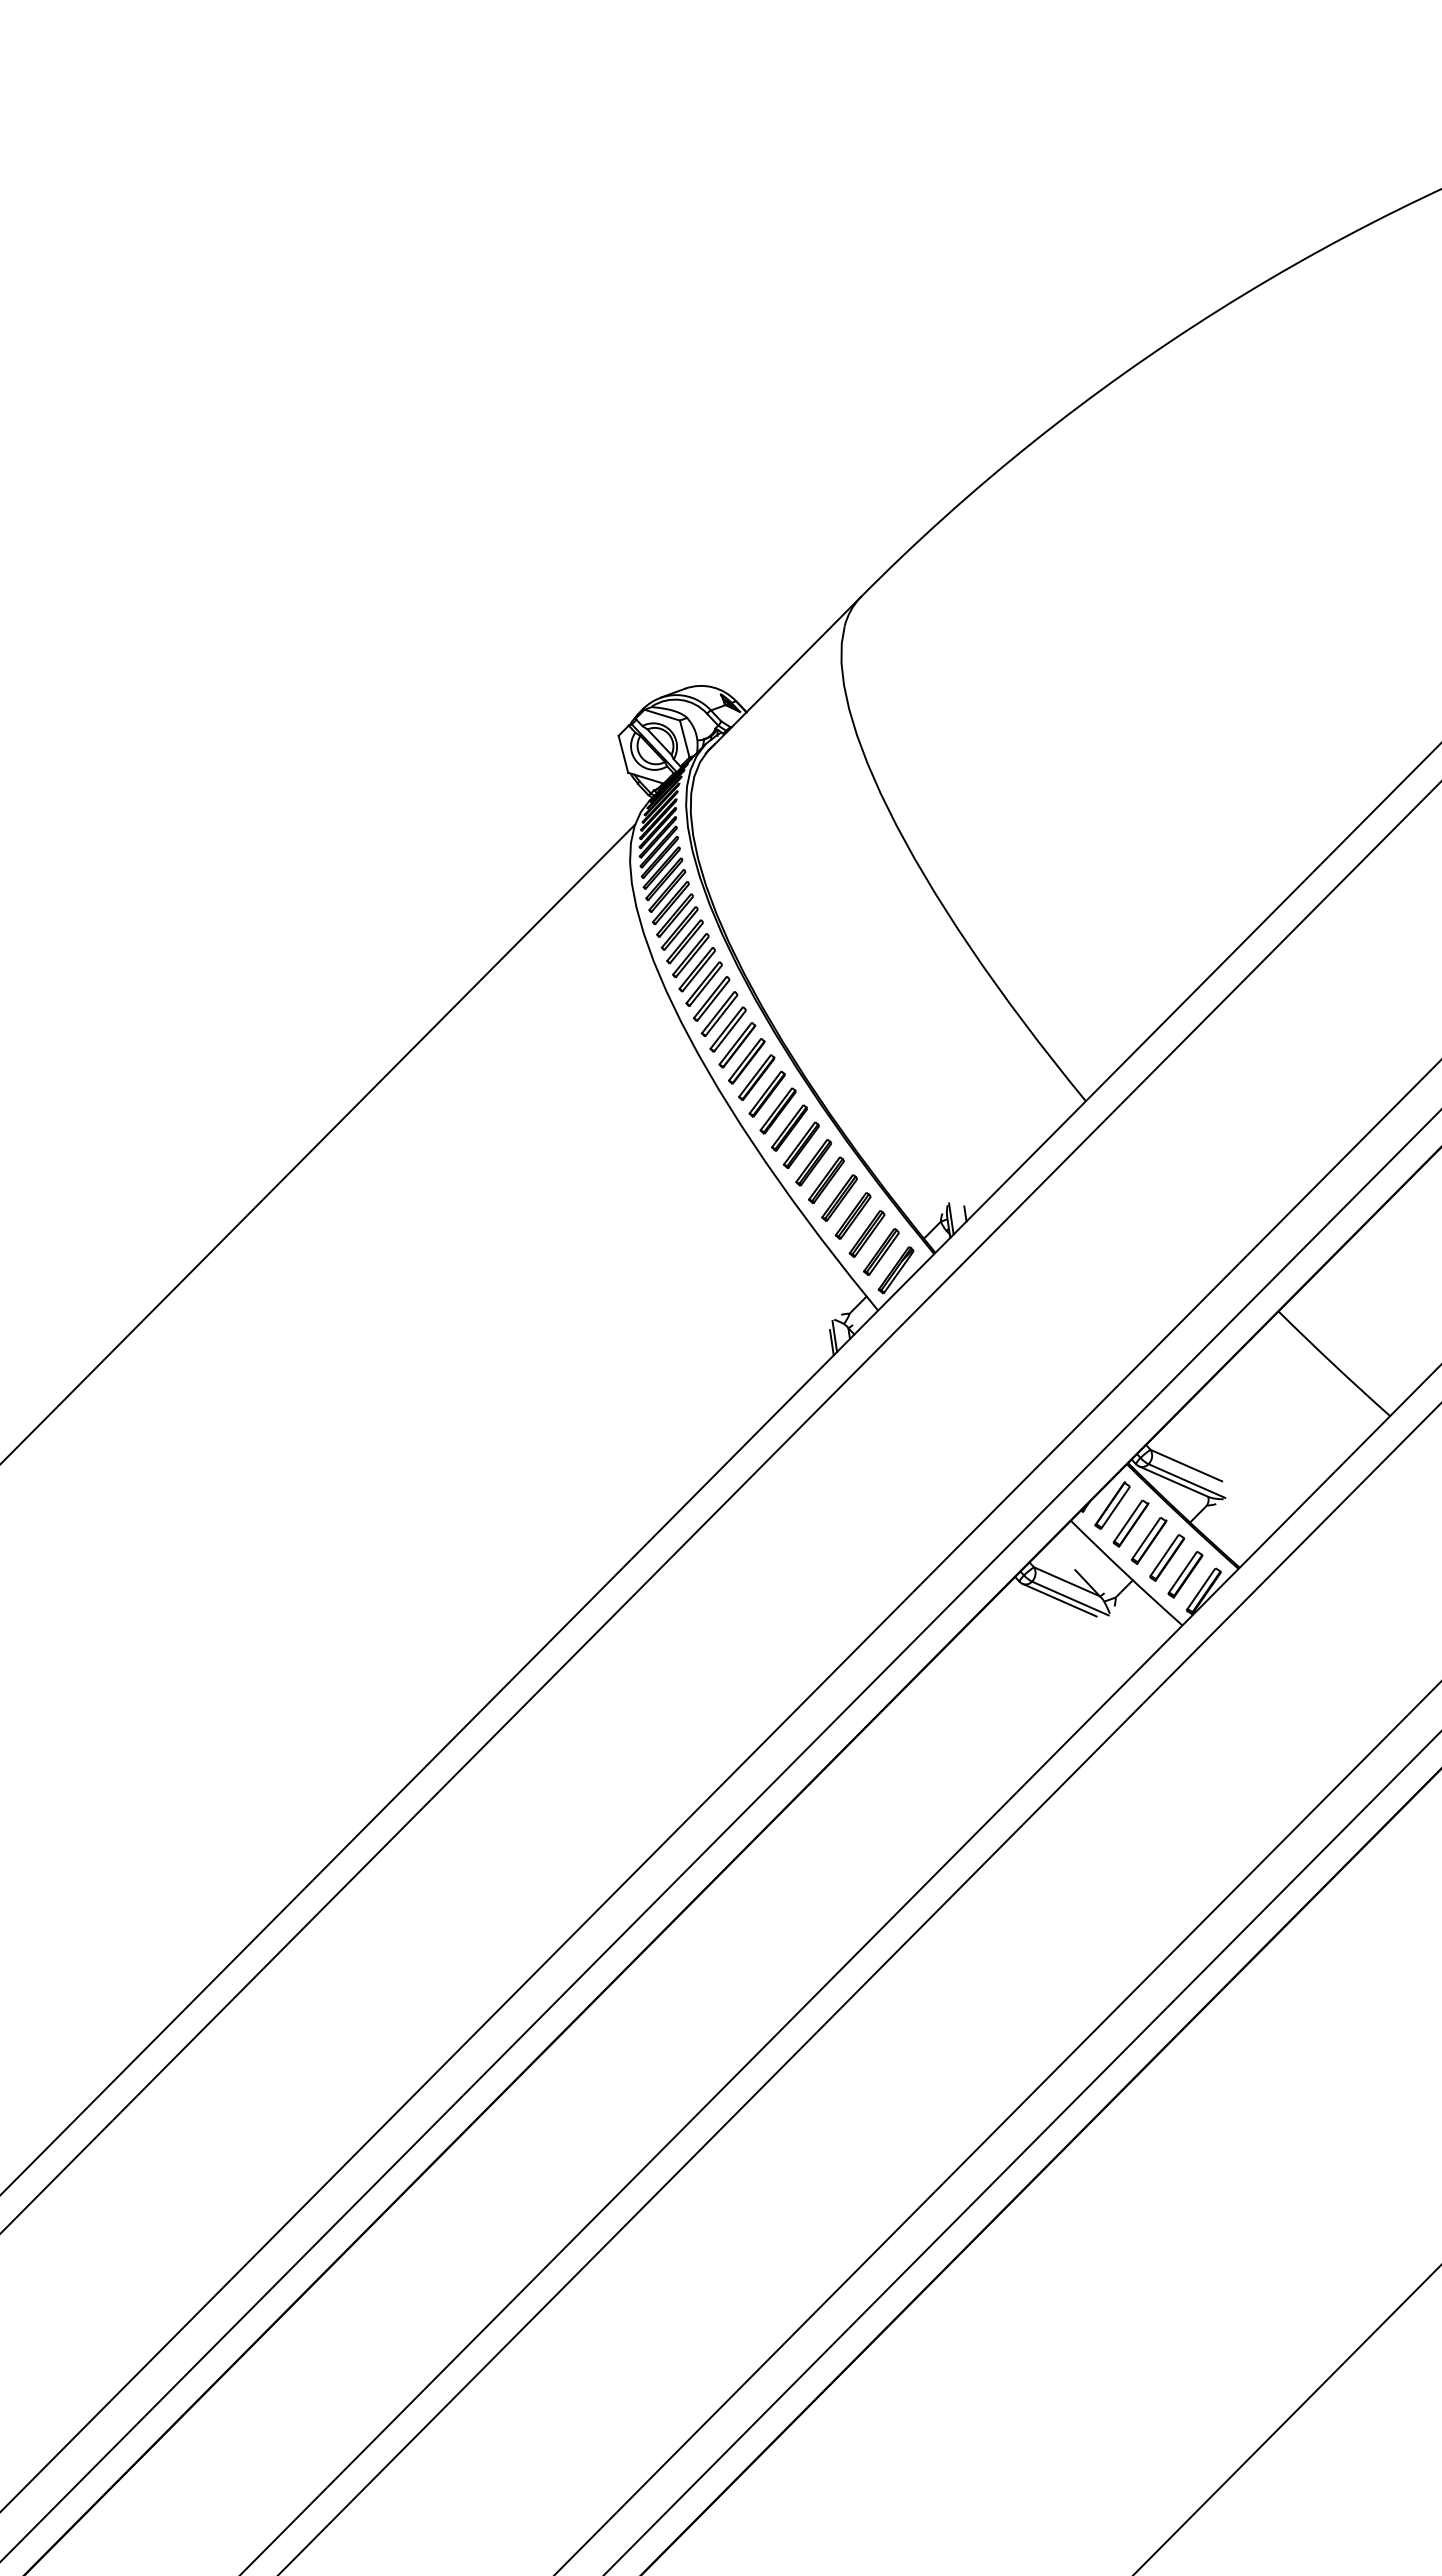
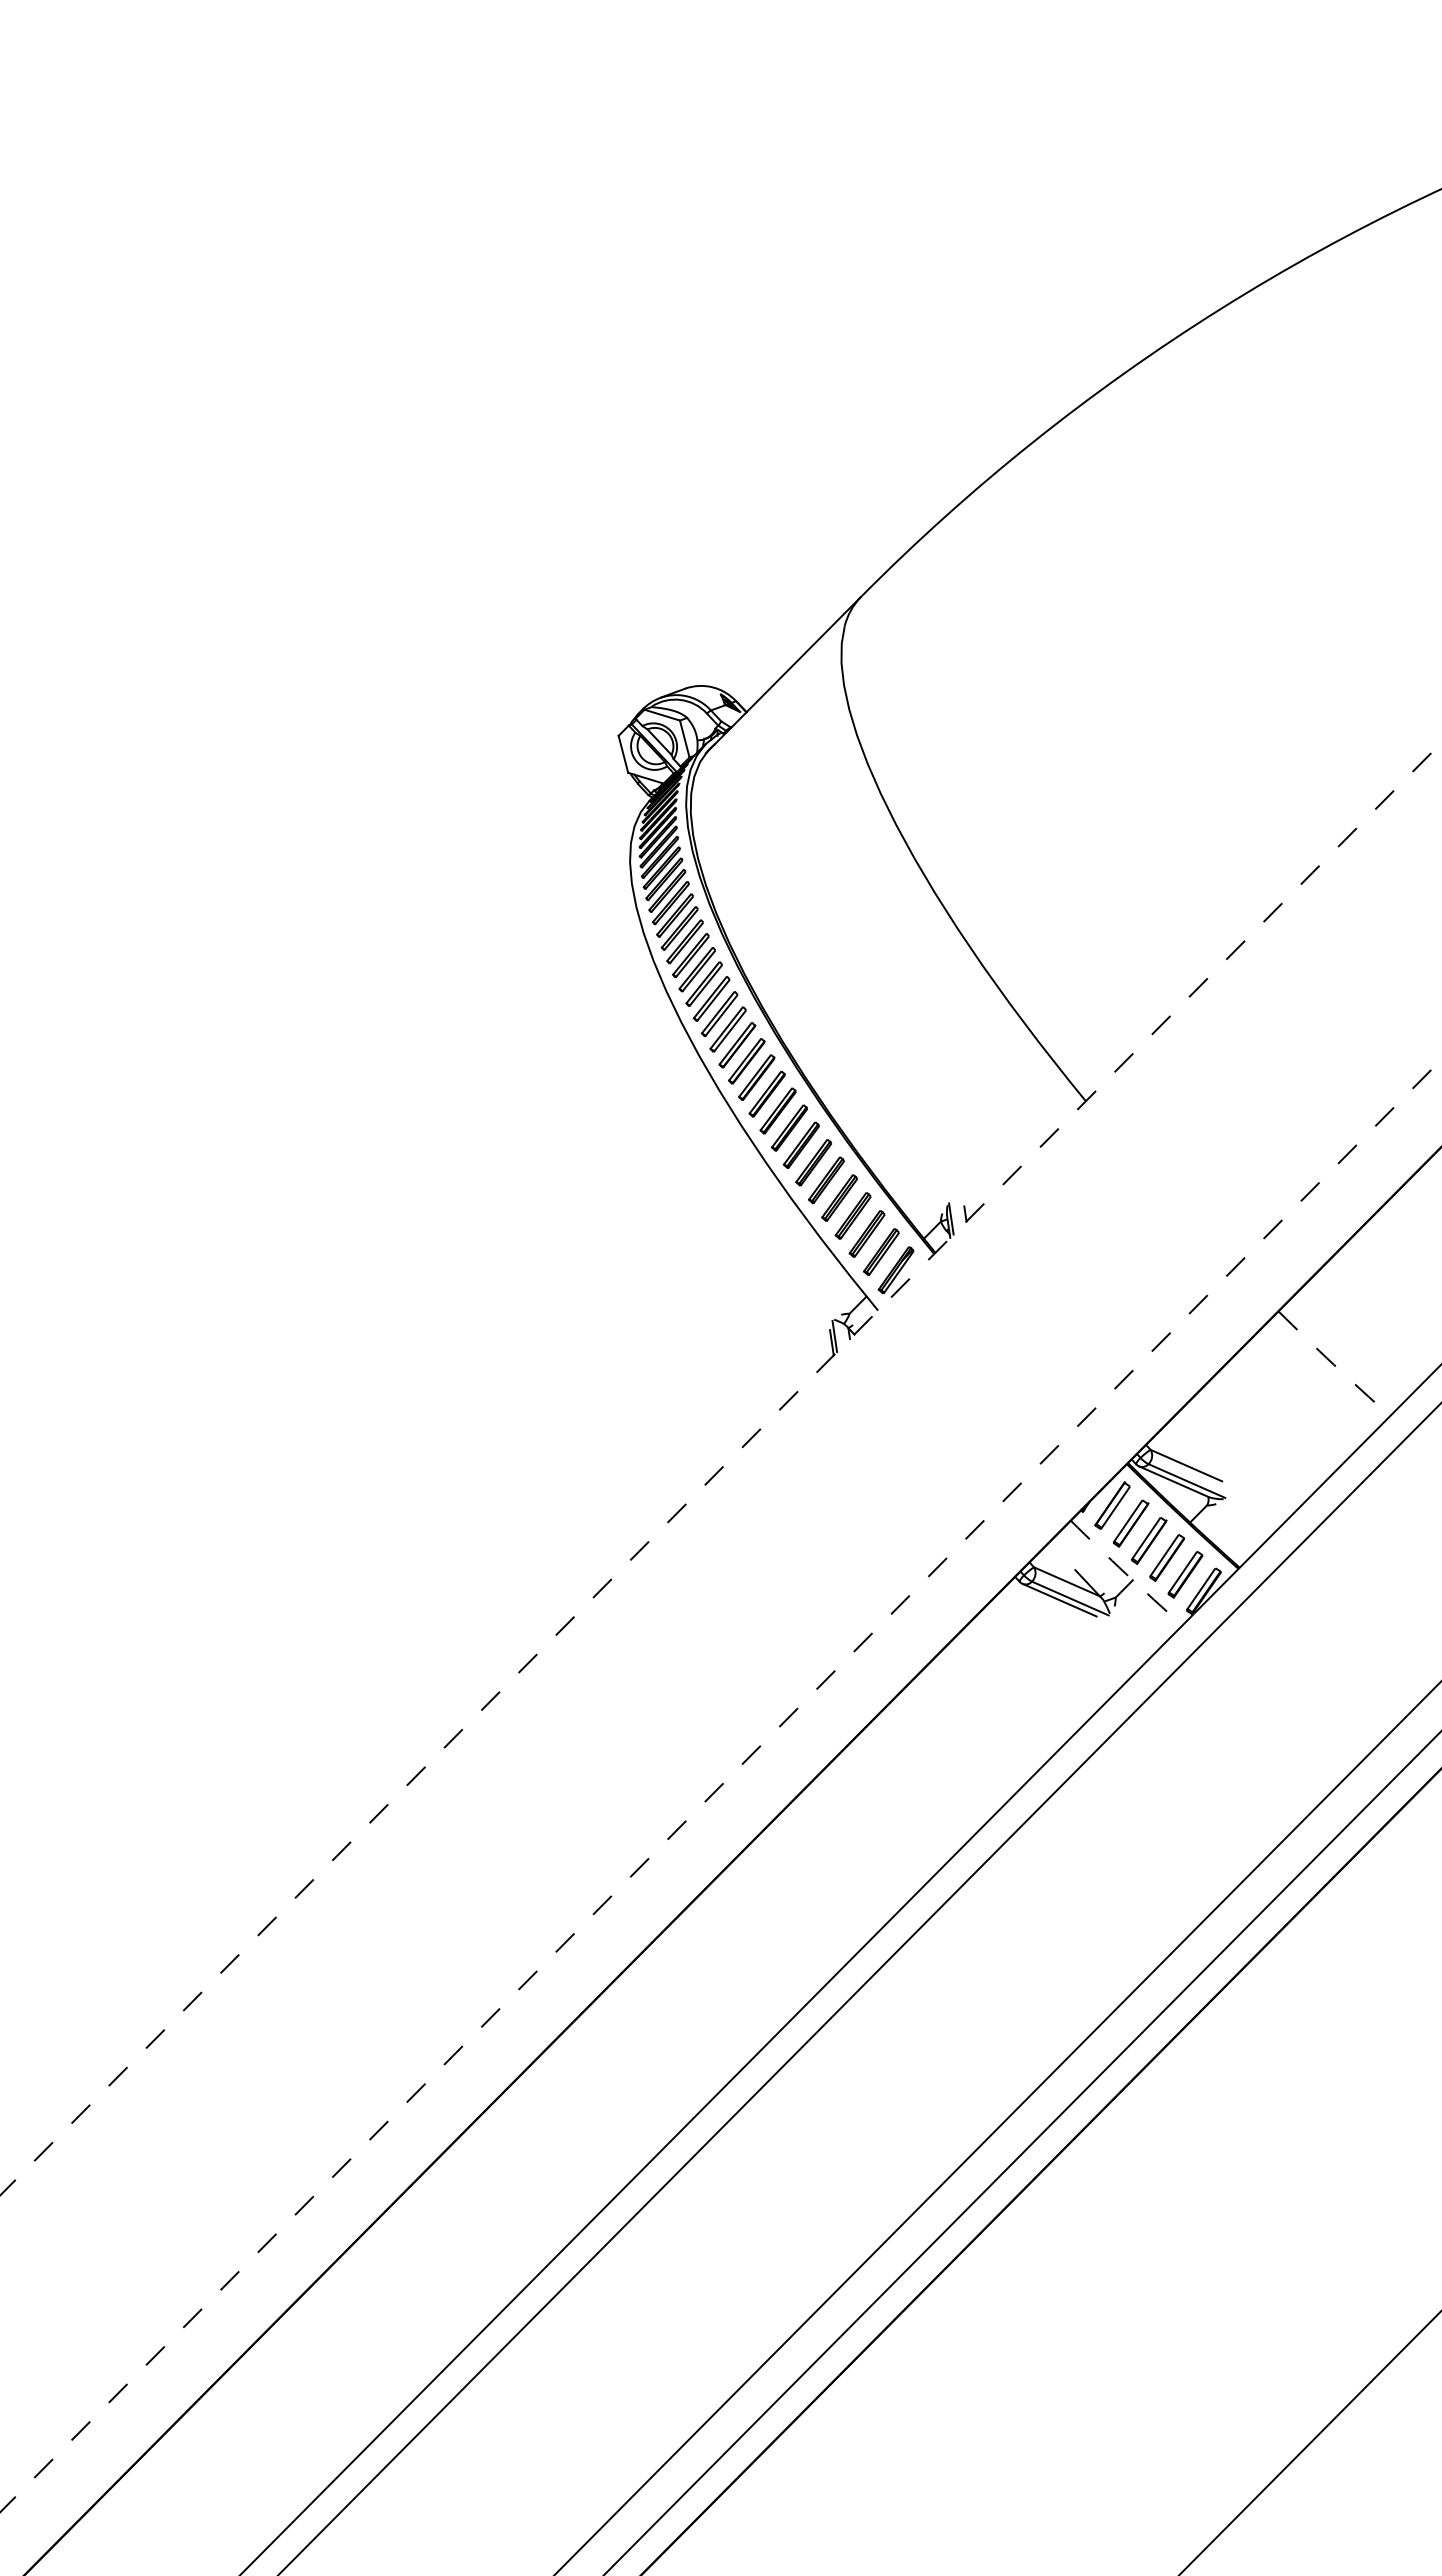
line: present -> none (318, 1143)
arc: solid -> dashed (1333, 1364)
line: solid -> dashed (720, 1469)
line: present -> none (720, 1507)
arc: solid -> dashed (1125, 1573)
line: solid -> dashed (720, 1785)
line: present -> none (720, 1835)
line position: (1287, 2419) -> (1309, 2442) (1309, 2442)
